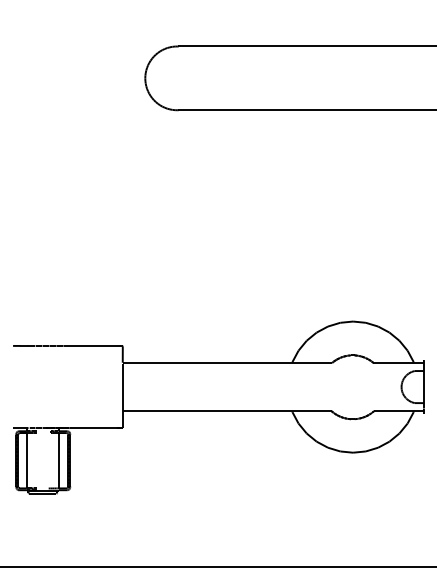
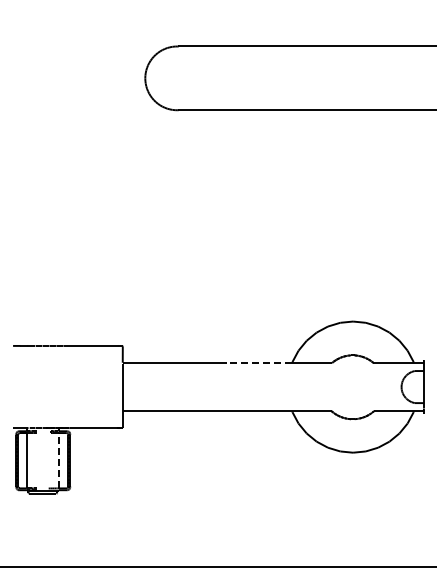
line: solid -> dashed (259, 362)
line: solid -> dashed (58, 460)
